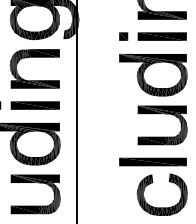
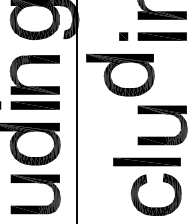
part position: (34, 57) -> (34, 63) (34, 63)
part position: (153, 75) -> (120, 75) (120, 75)
part position: (153, 186) -> (147, 186) (147, 186)
